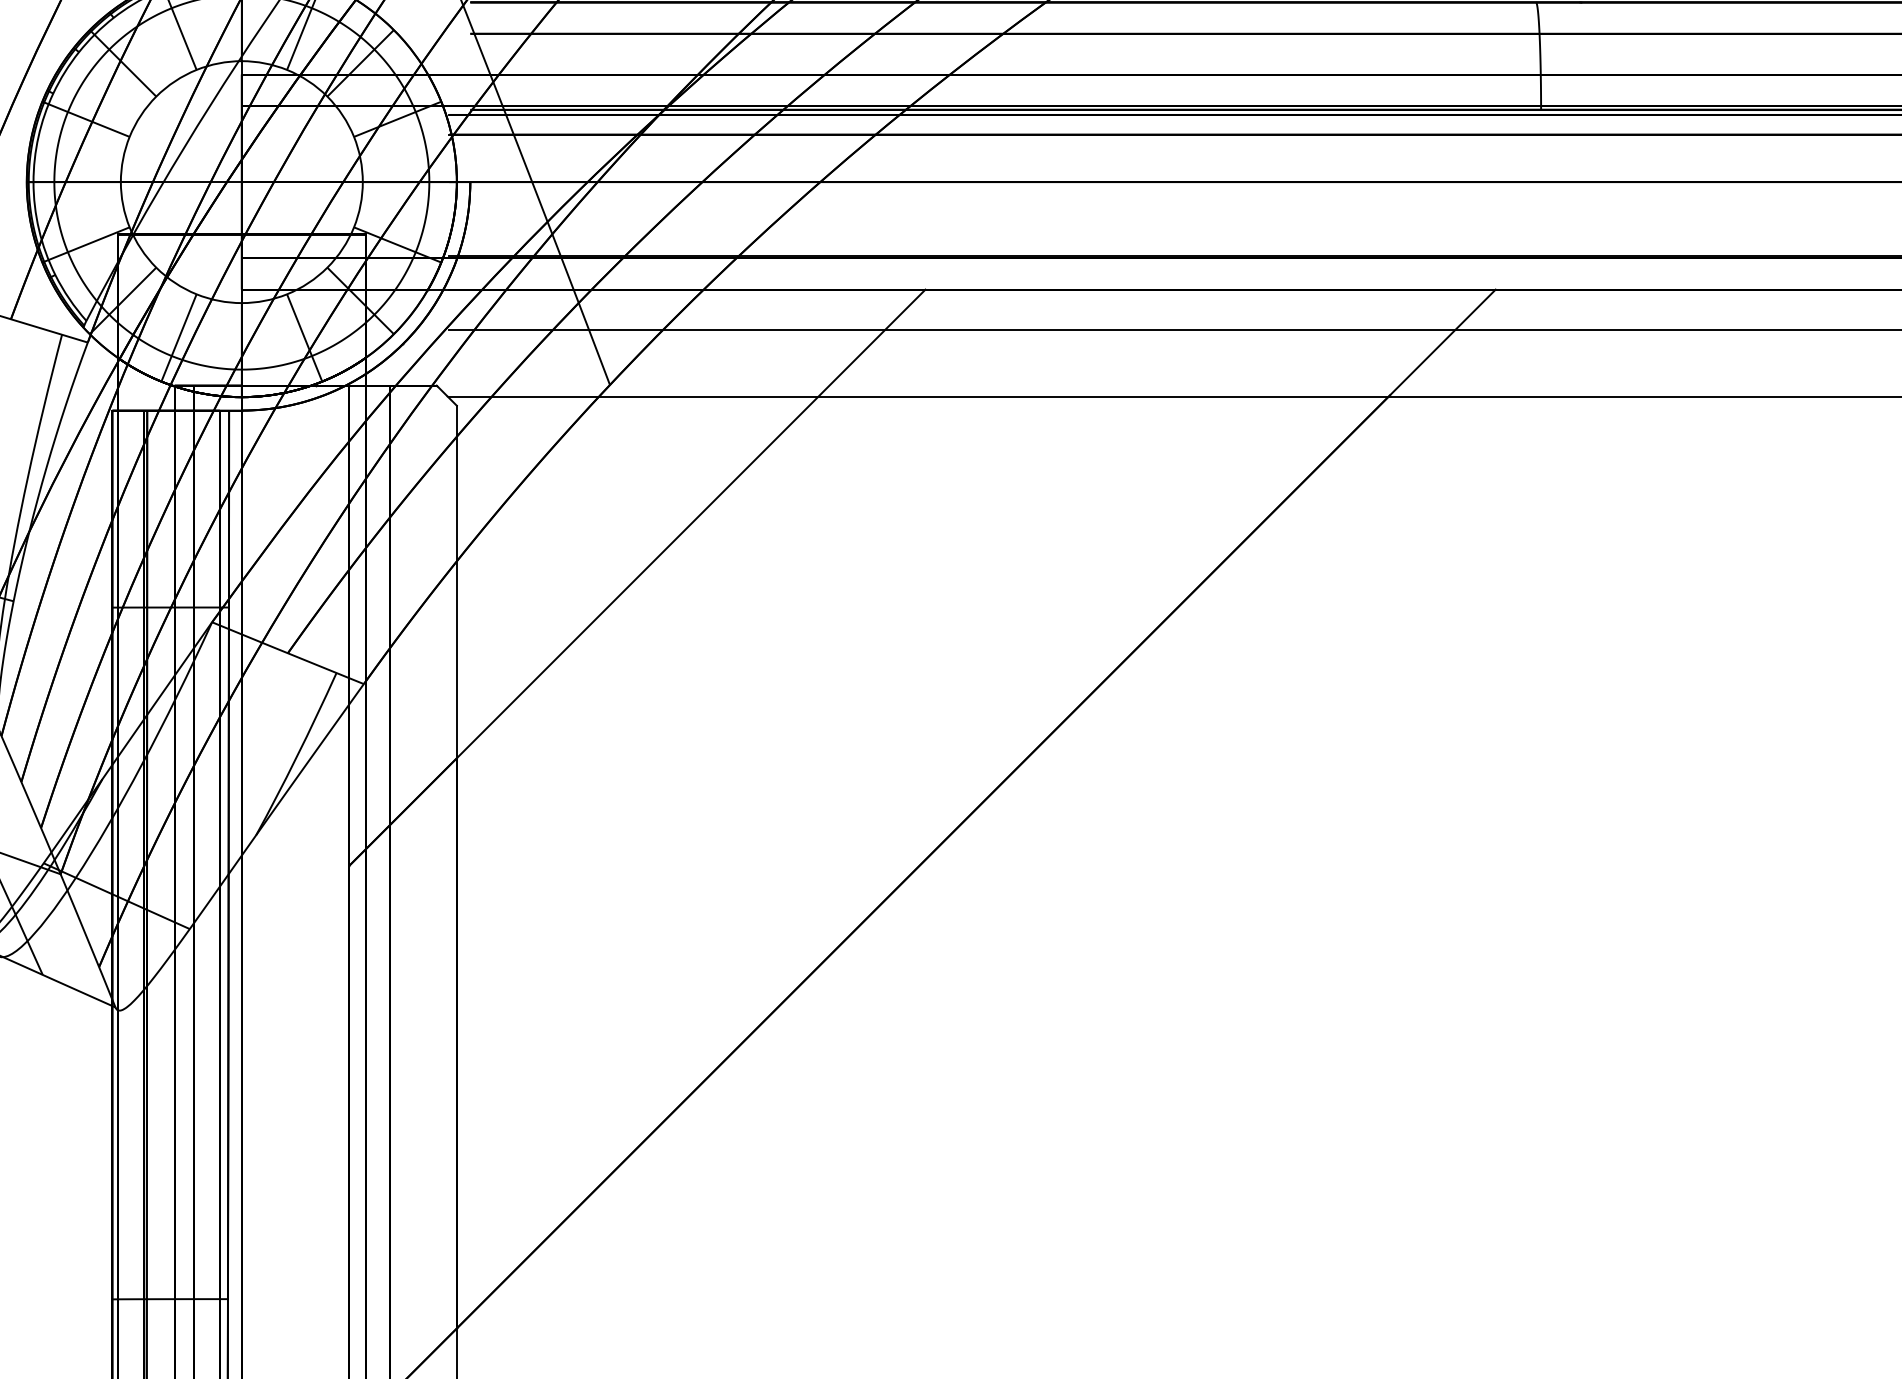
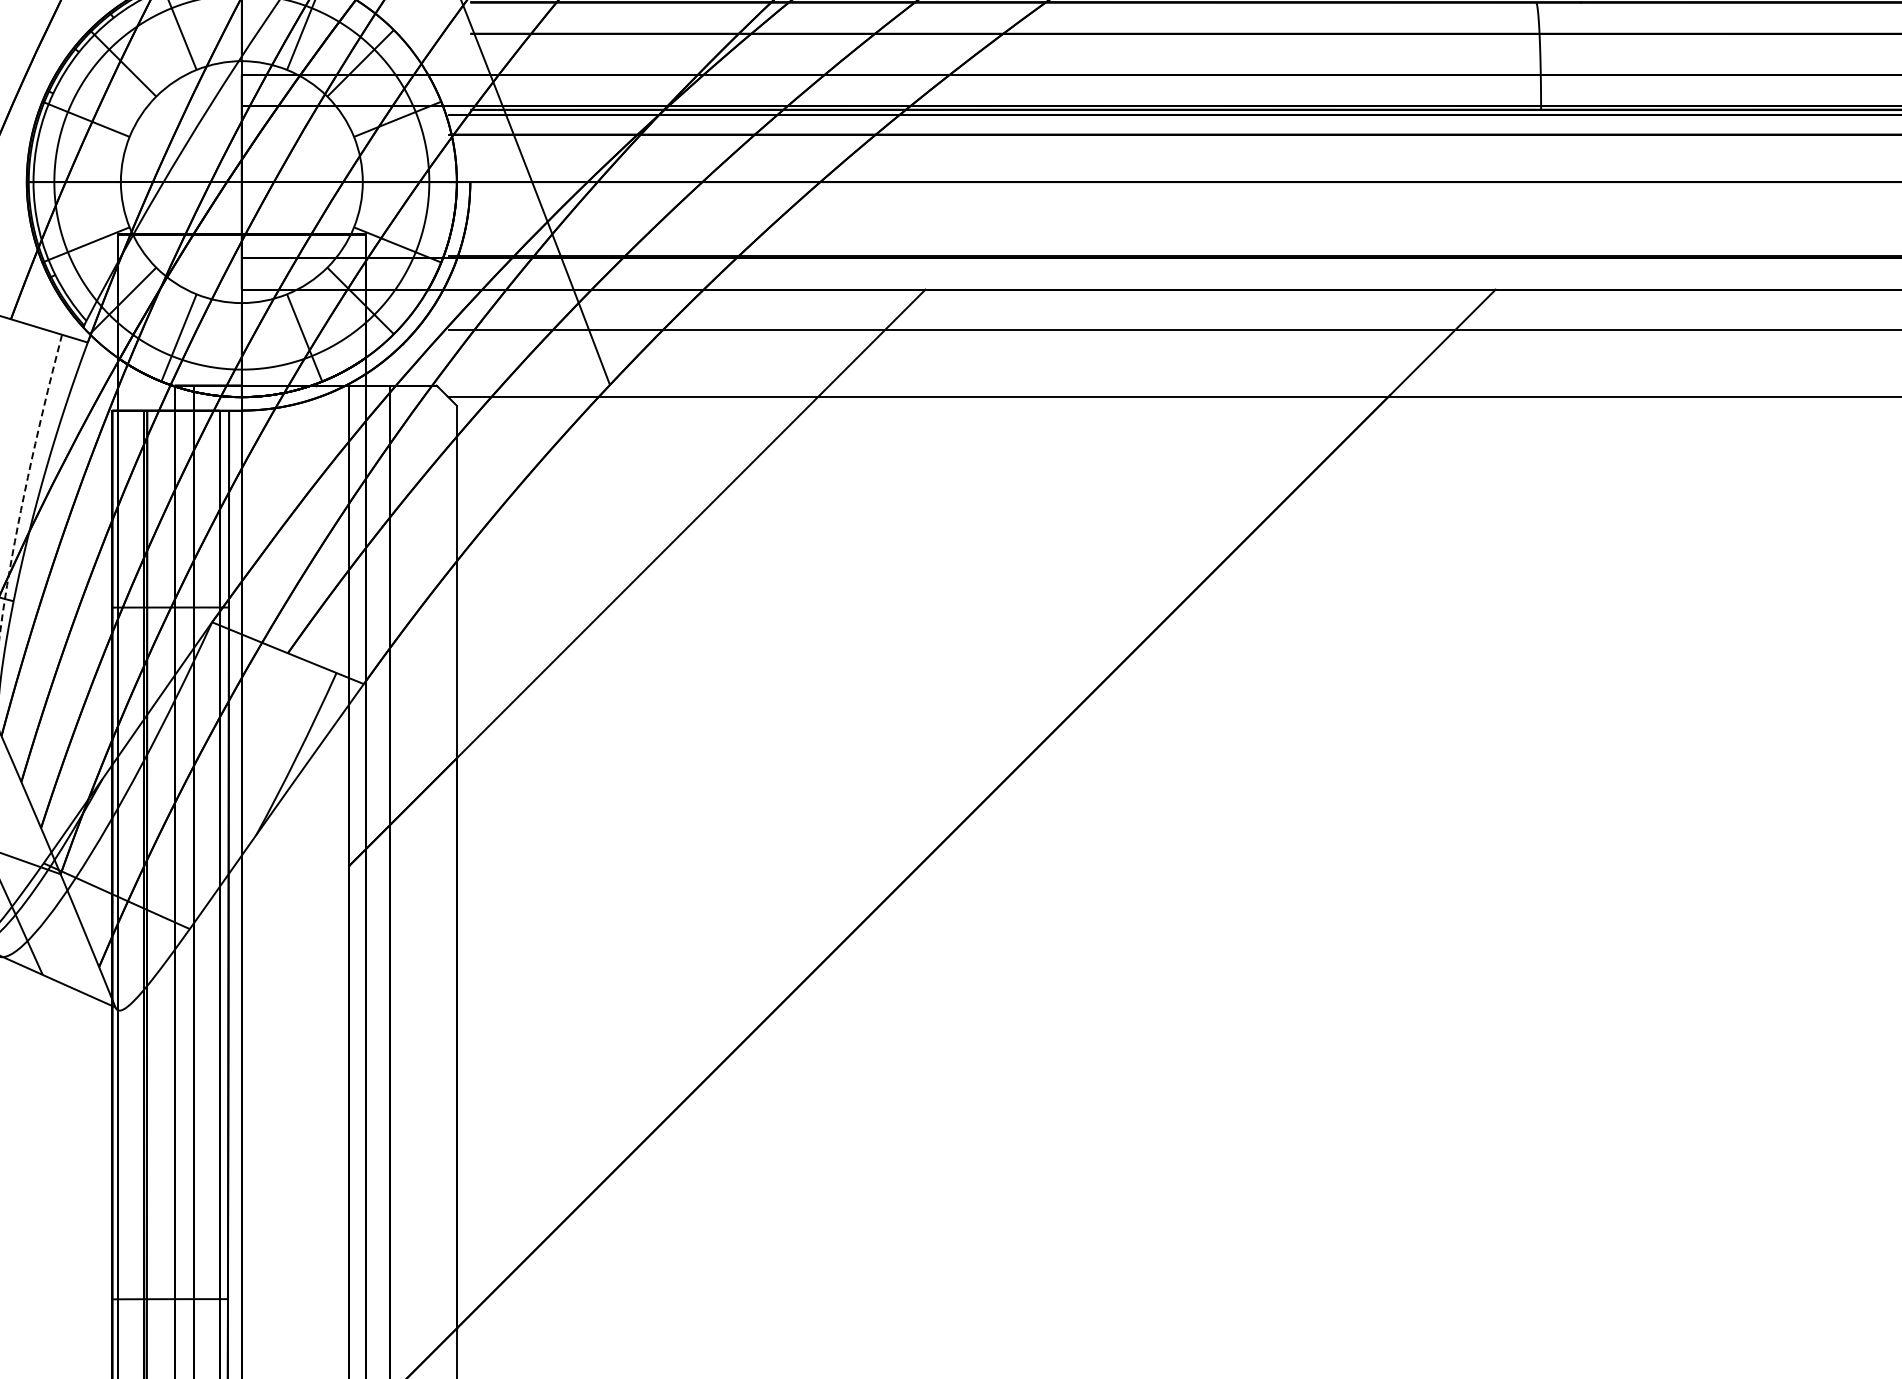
arc: solid -> dashed (25, 487)
